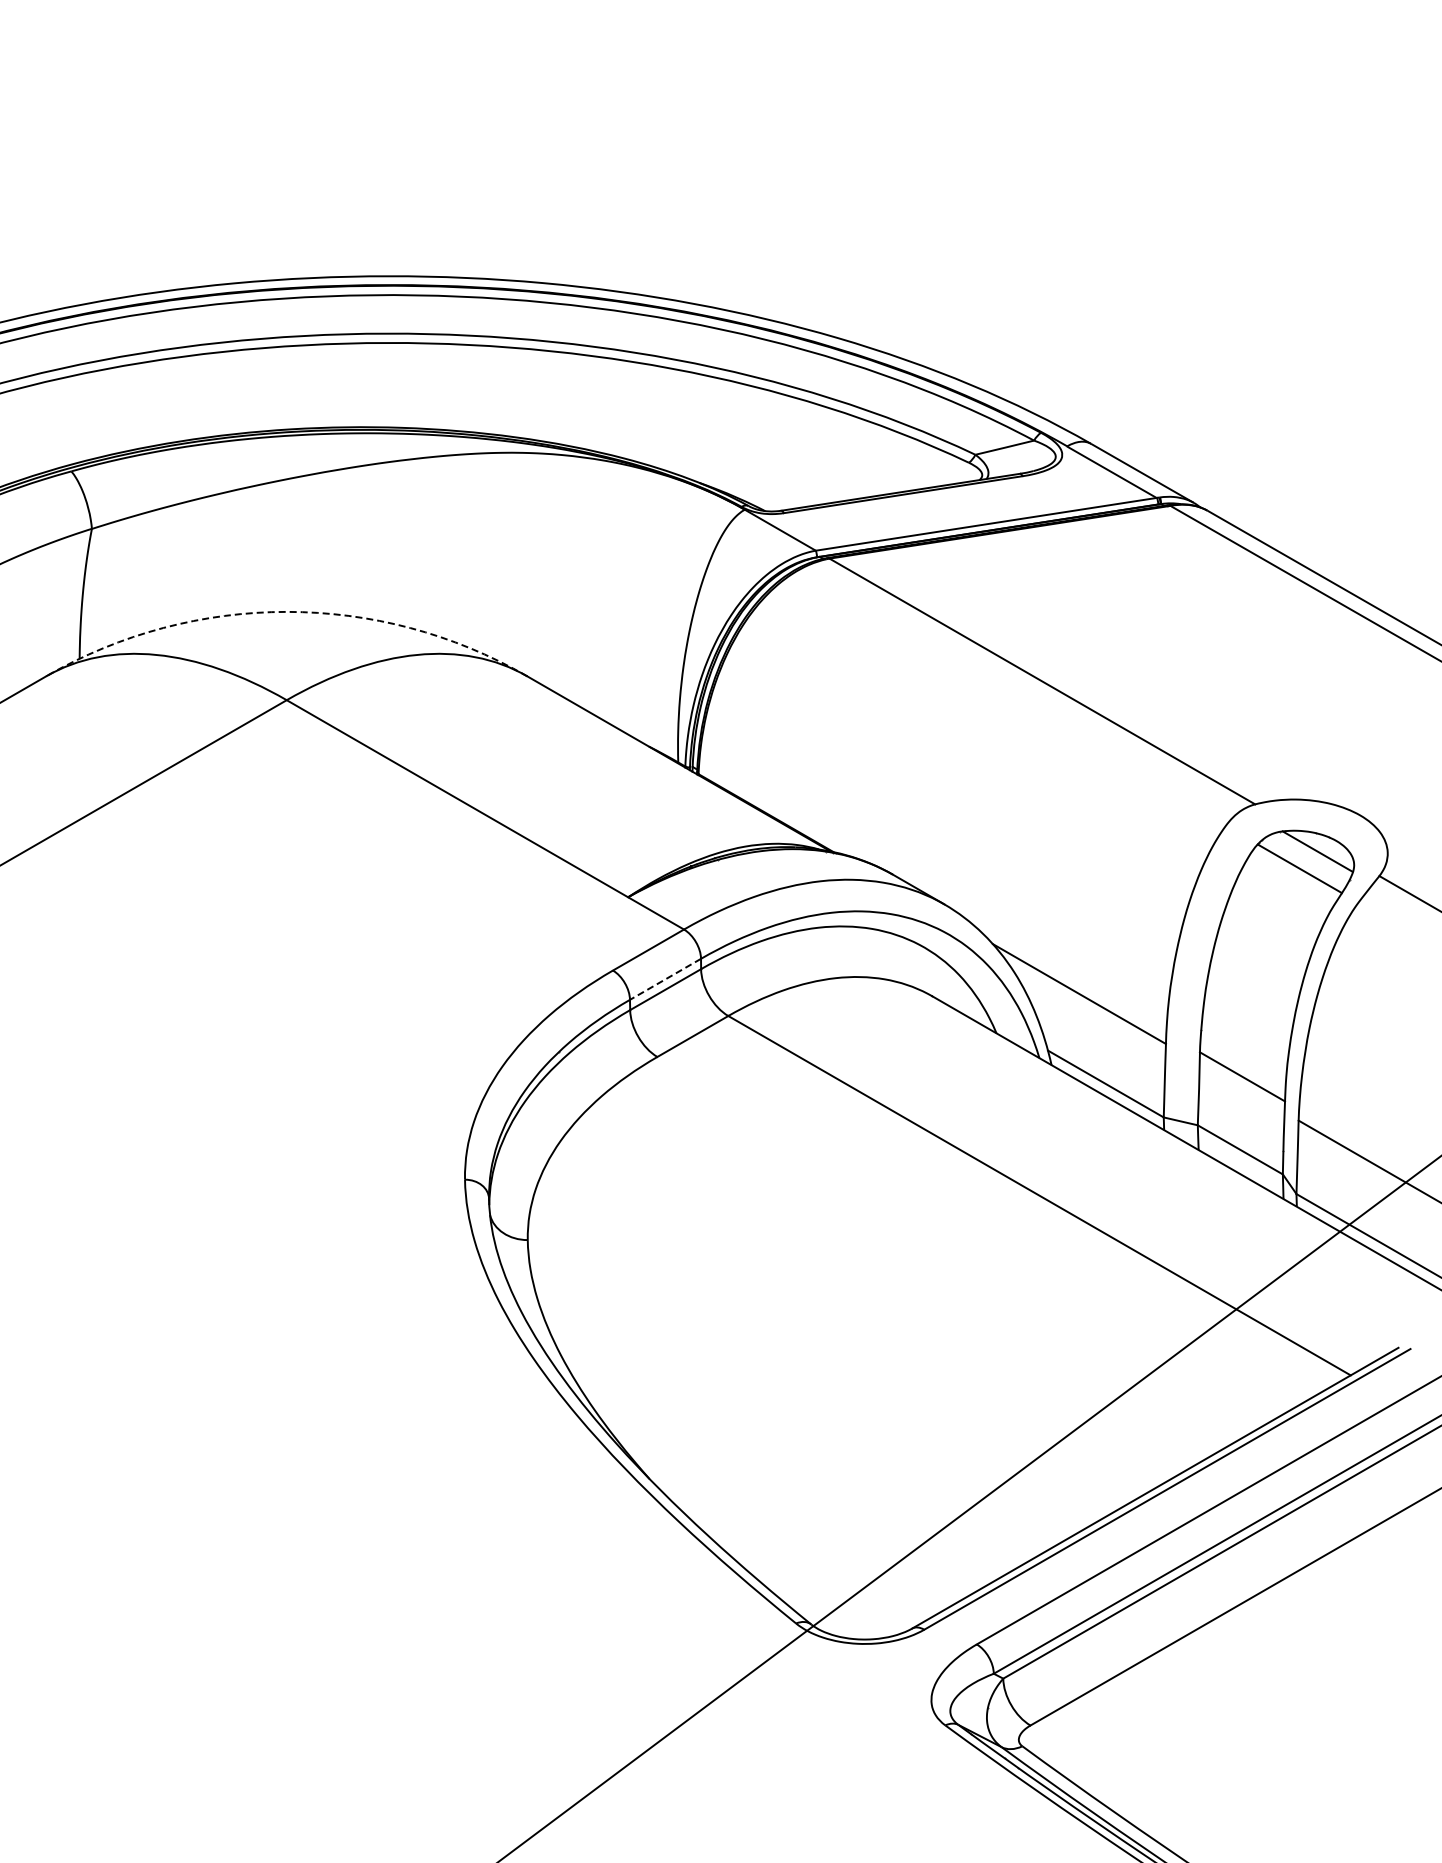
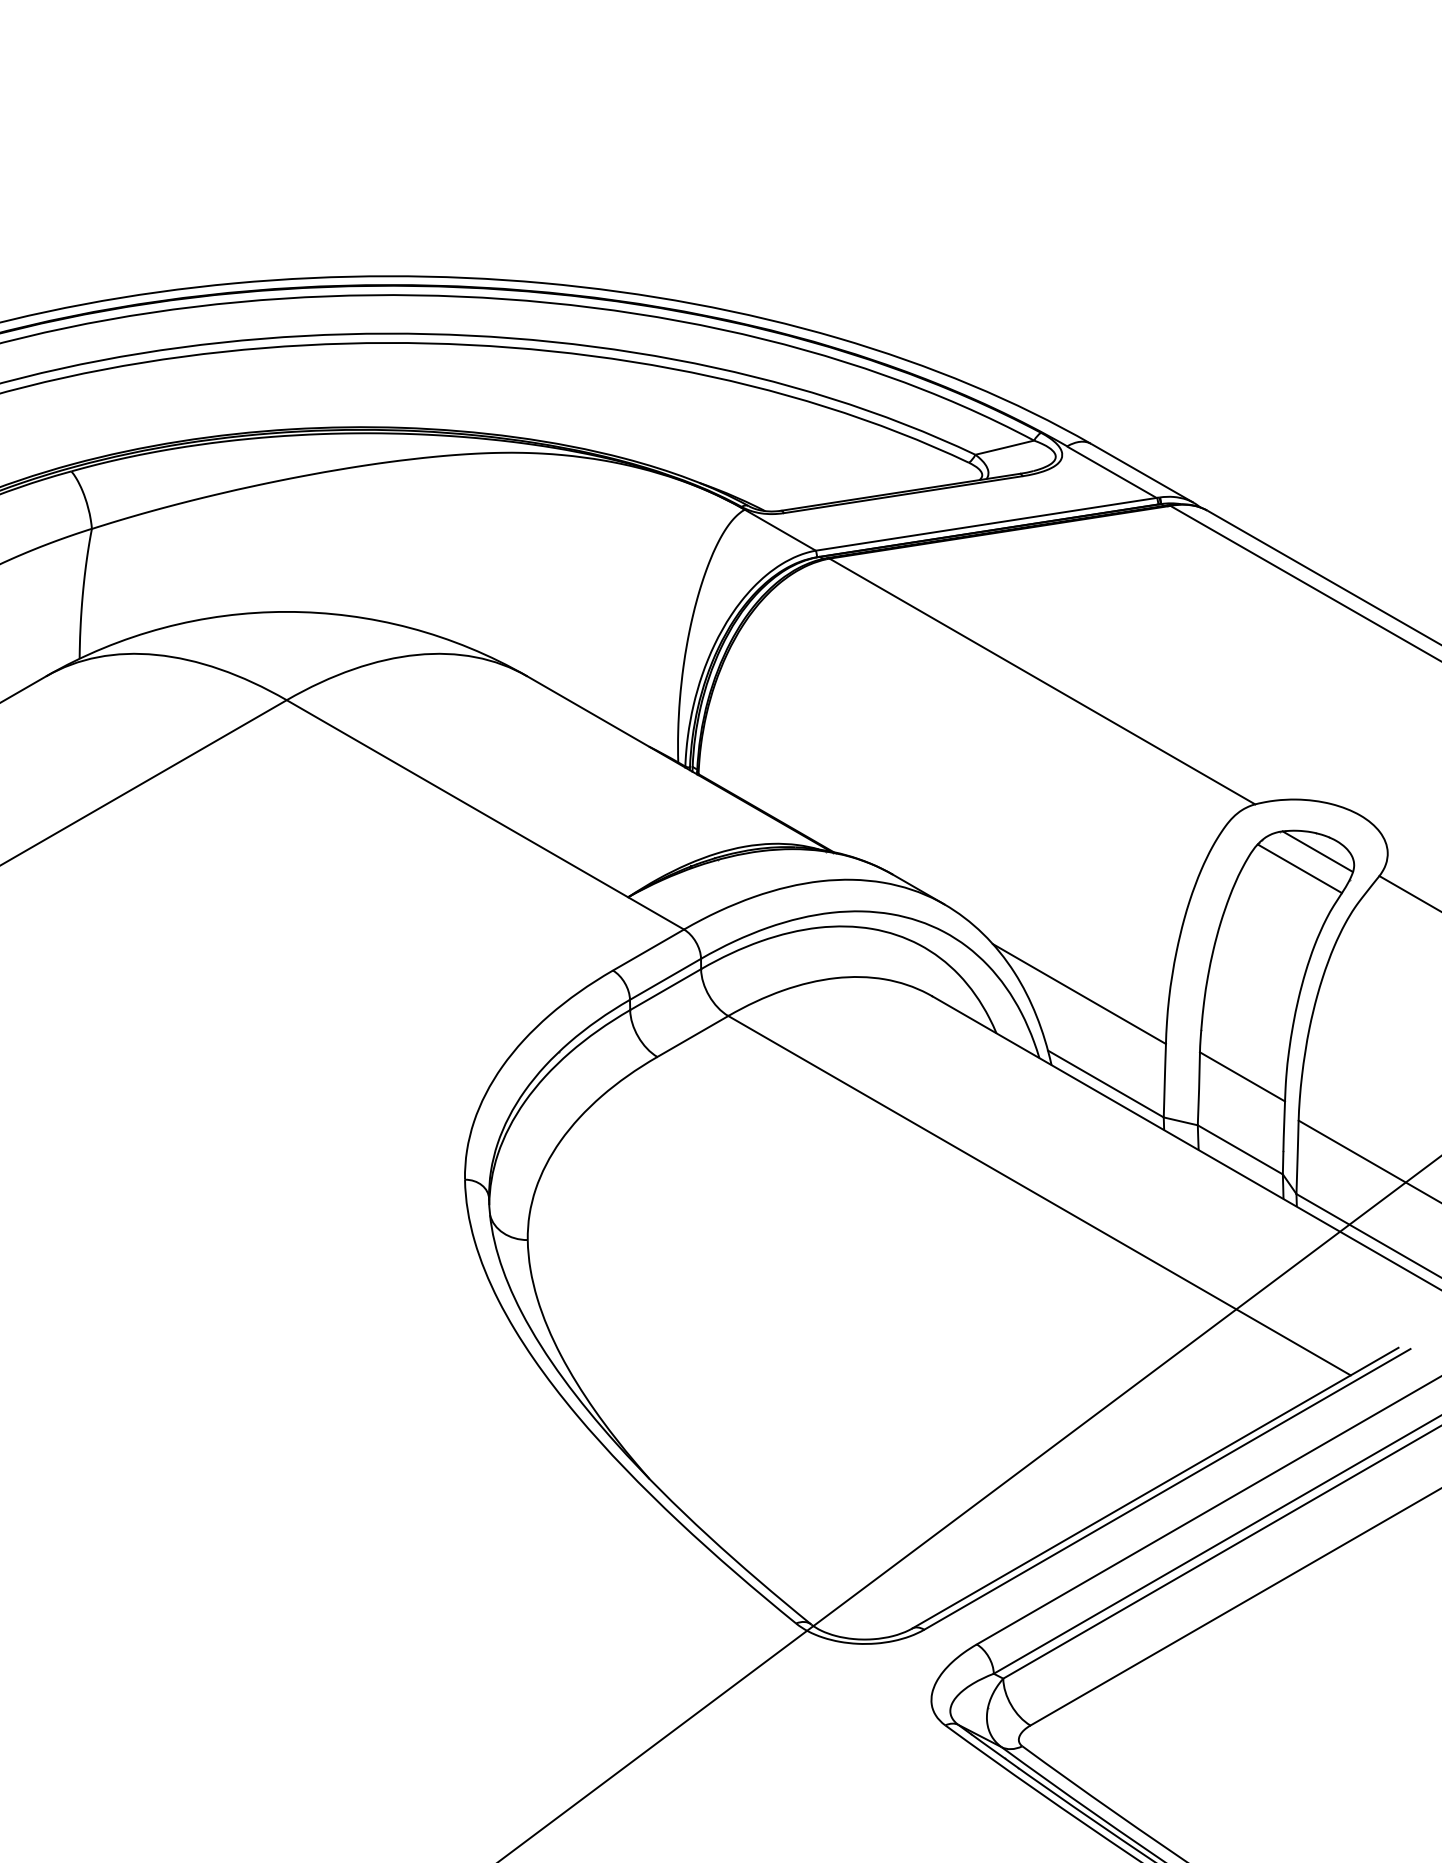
arc: dashed -> solid (286, 611)
line: dashed -> solid (665, 979)
